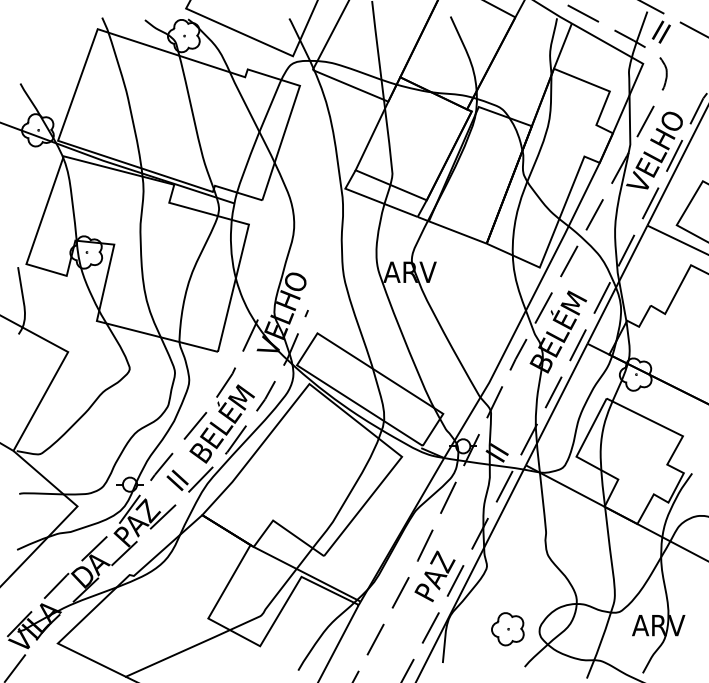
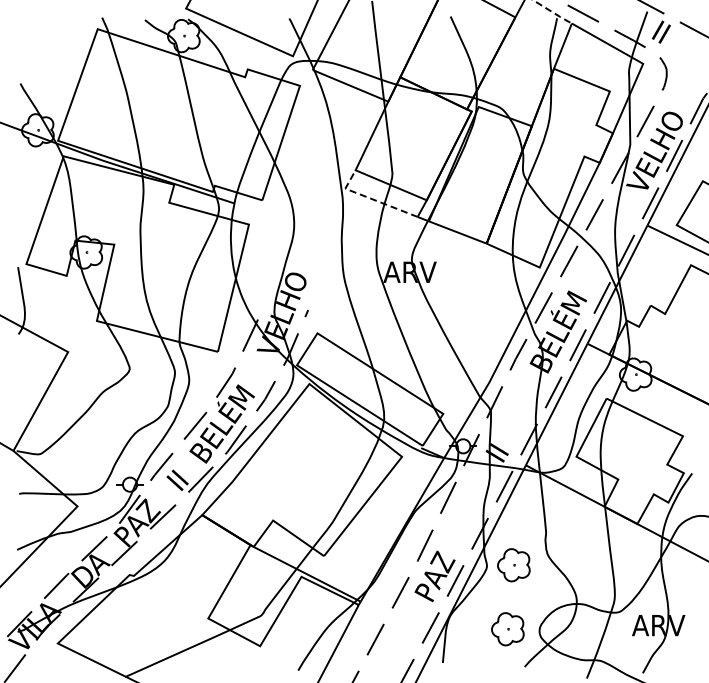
line: solid -> dashed (553, 12)
line: solid -> dashed (370, 198)
part: none -> present (513, 565)
